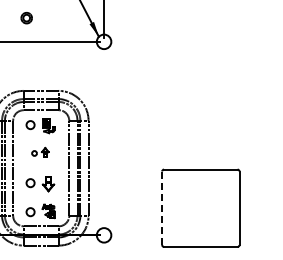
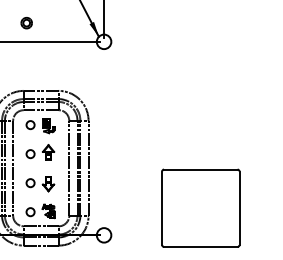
part position: (26, 18) -> (26, 23) (26, 23)
part size: 19x12 px -> 31x17 px (40, 152)
line: dashed -> solid (162, 208)
